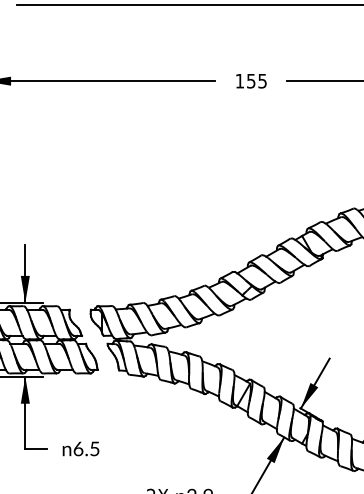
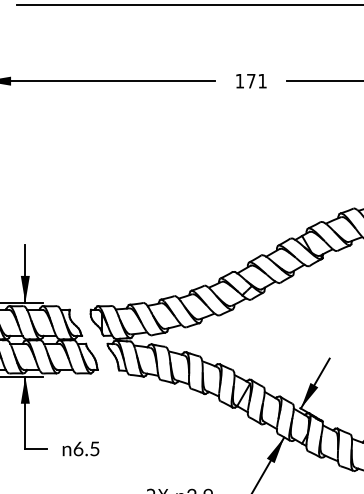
text: 155 -> 171 (256, 81)
